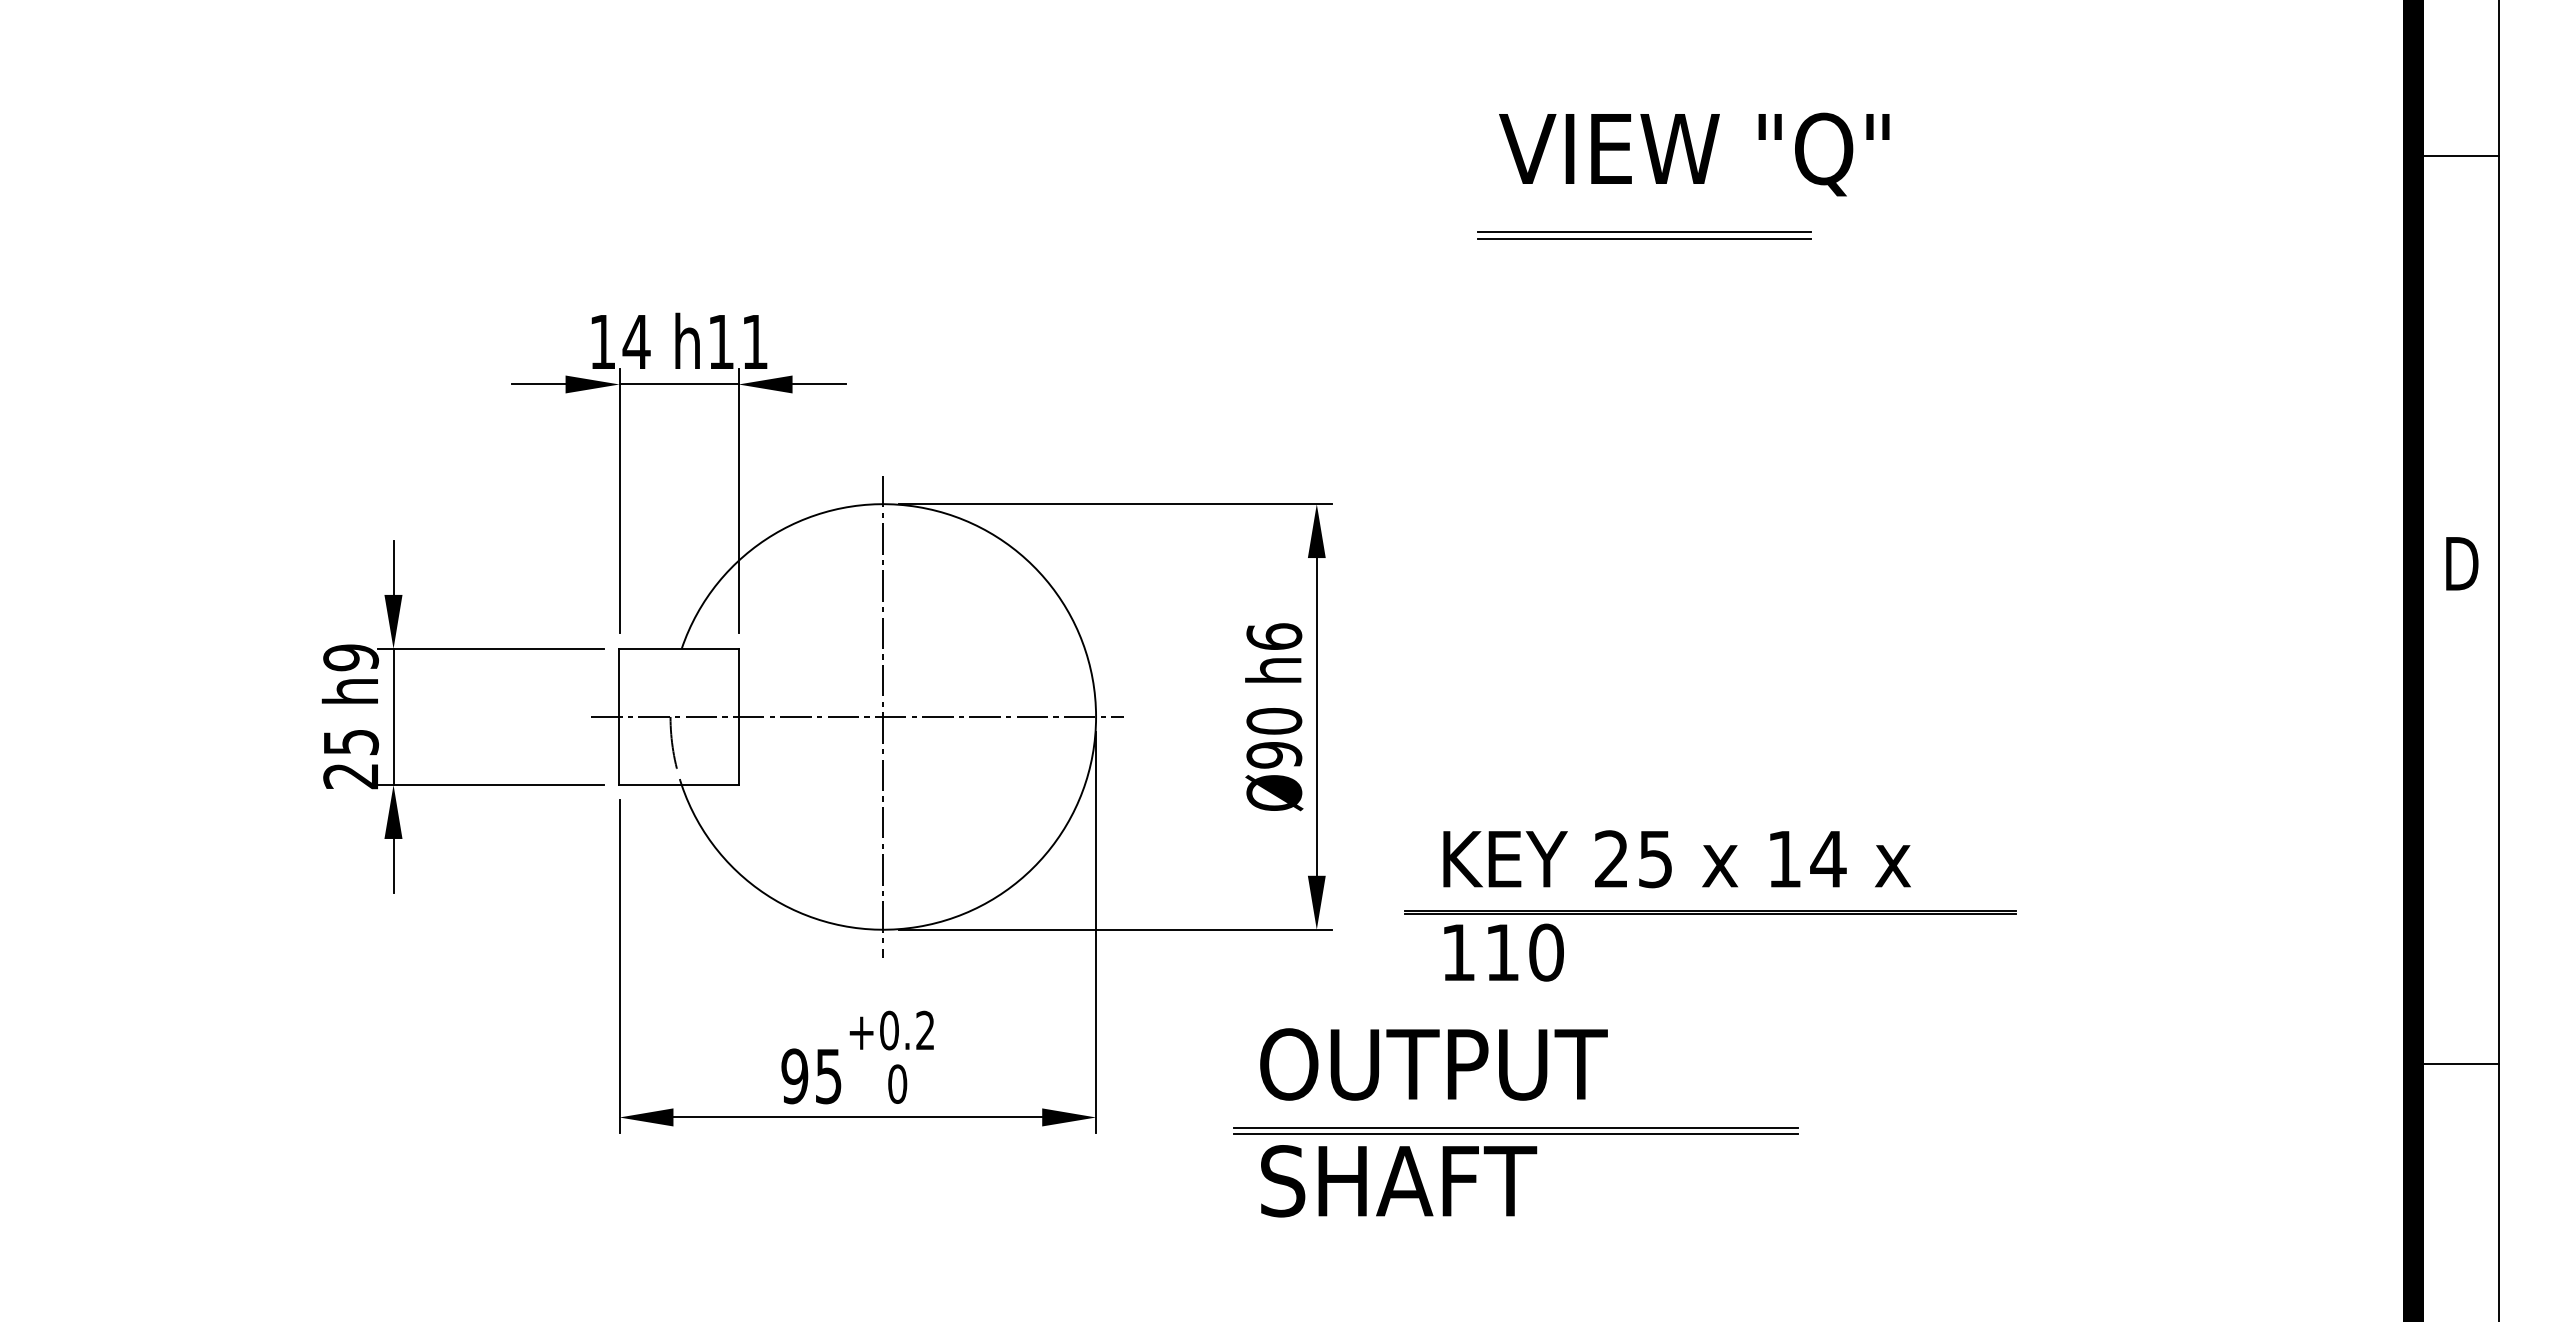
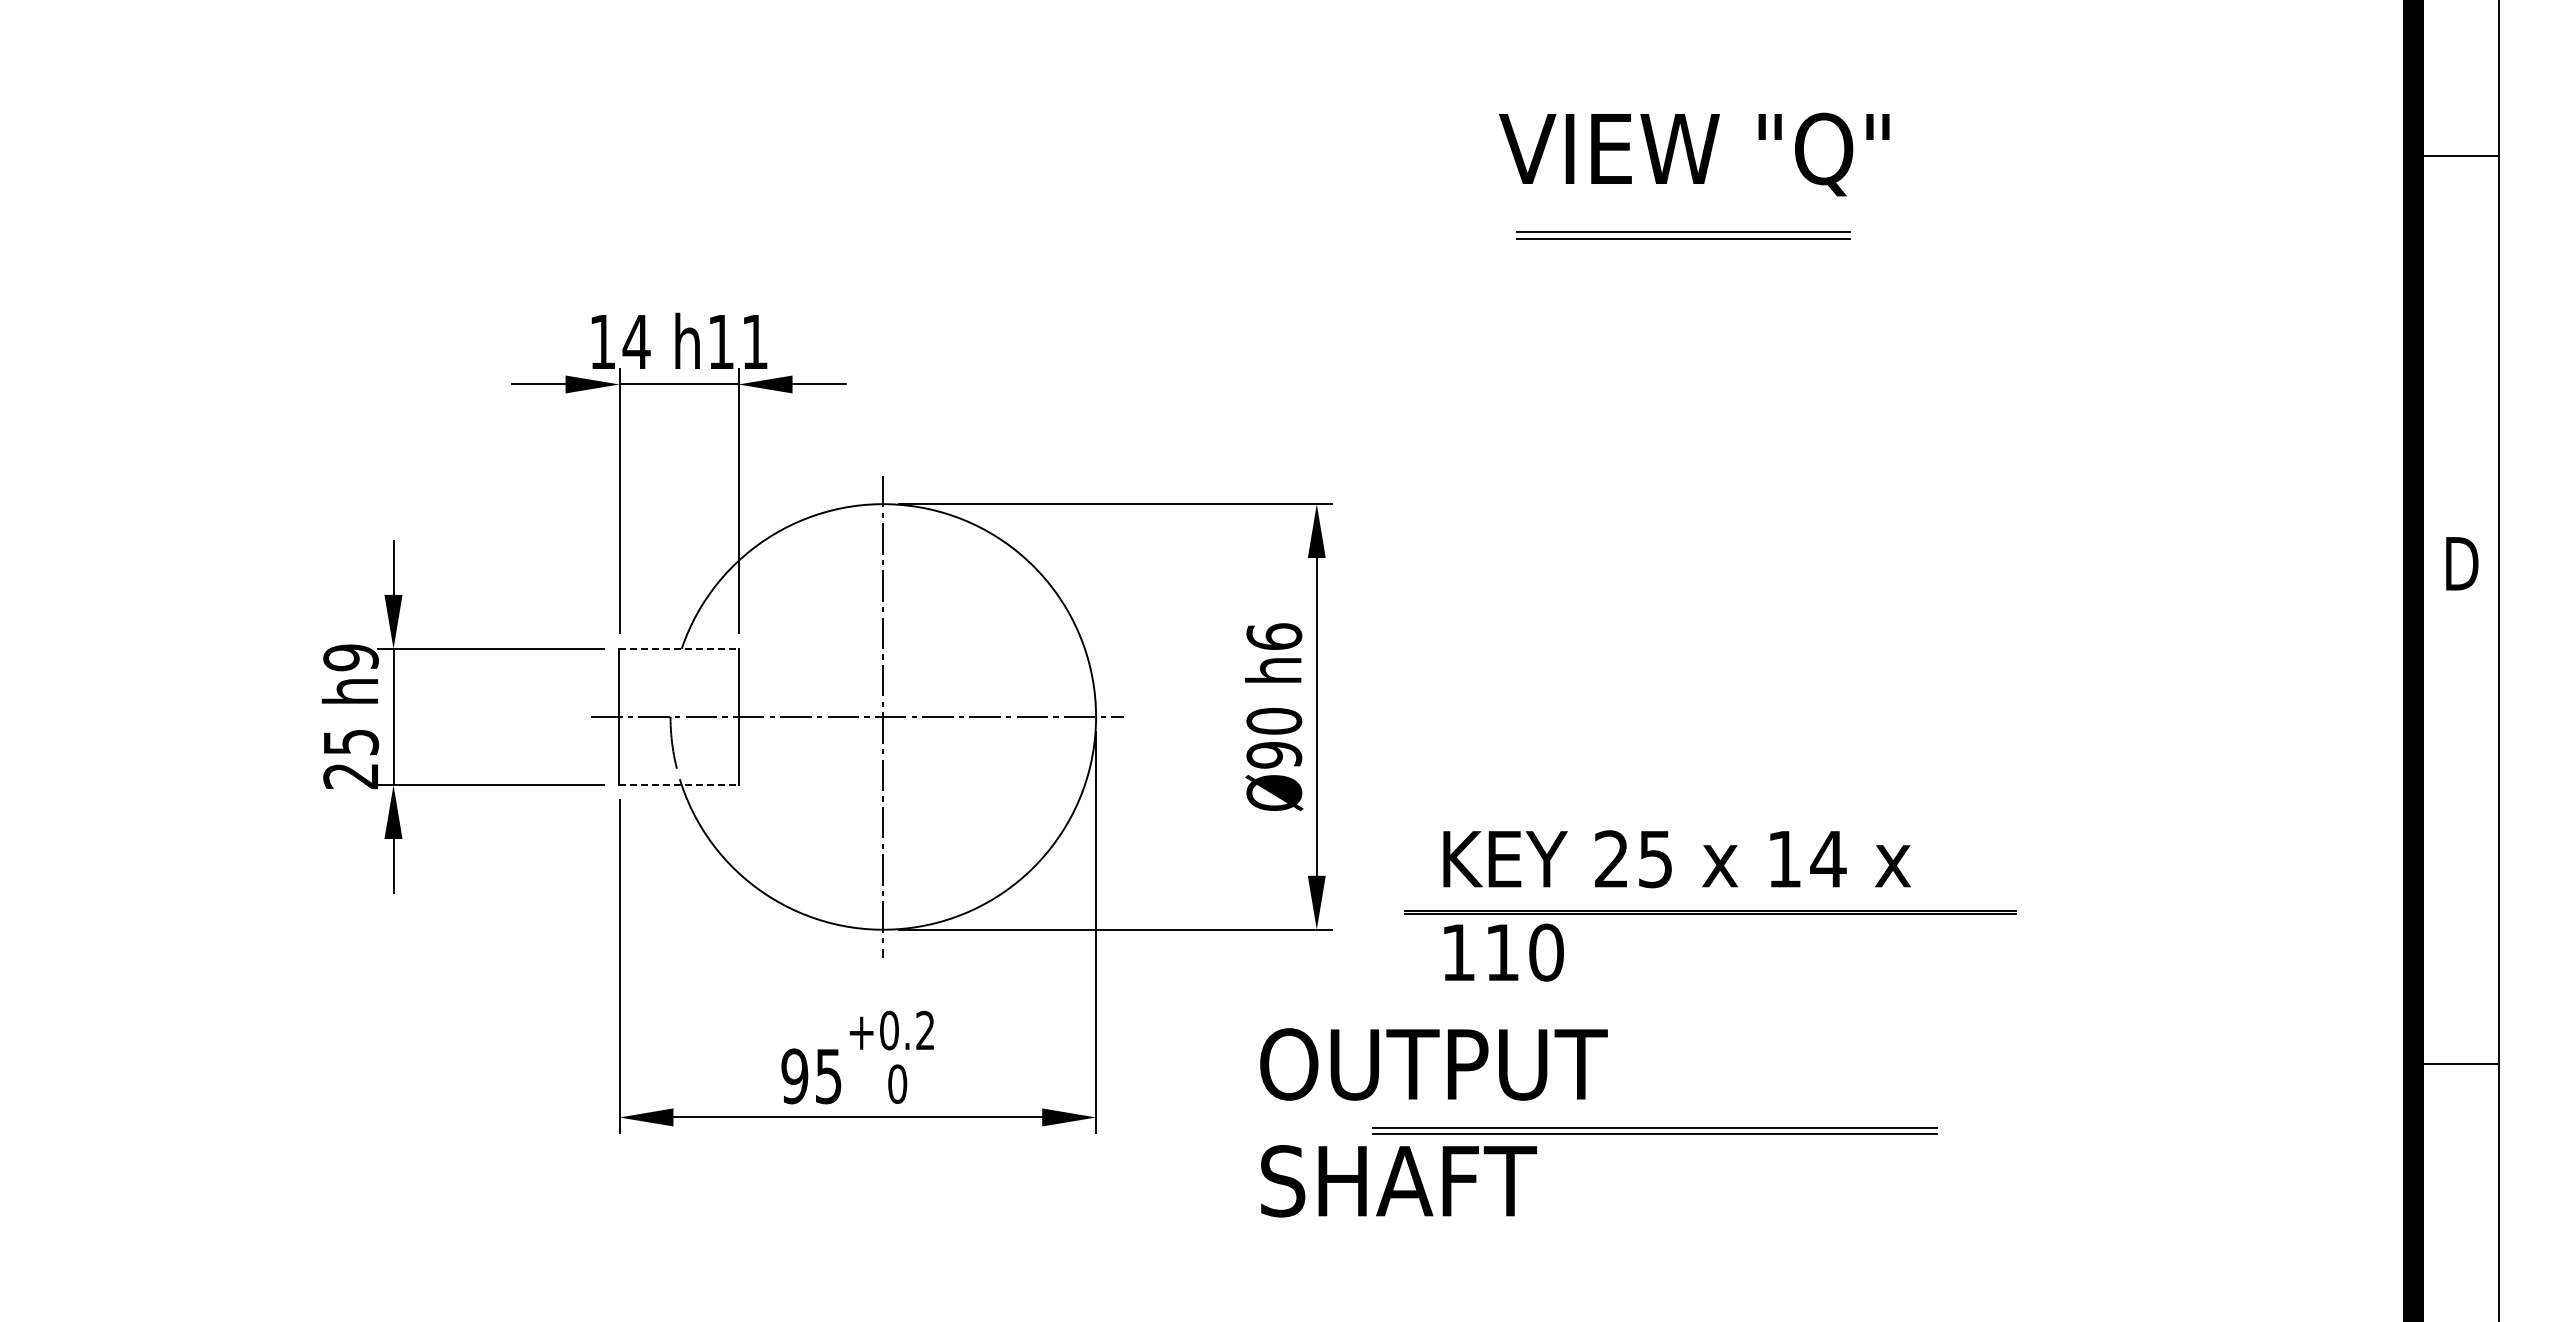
part position: (1644, 235) -> (1683, 235) (1683, 235)
line: solid -> dashed (679, 648)
line: solid -> dashed (679, 785)
part position: (1515, 1130) -> (1654, 1130) (1654, 1130)
